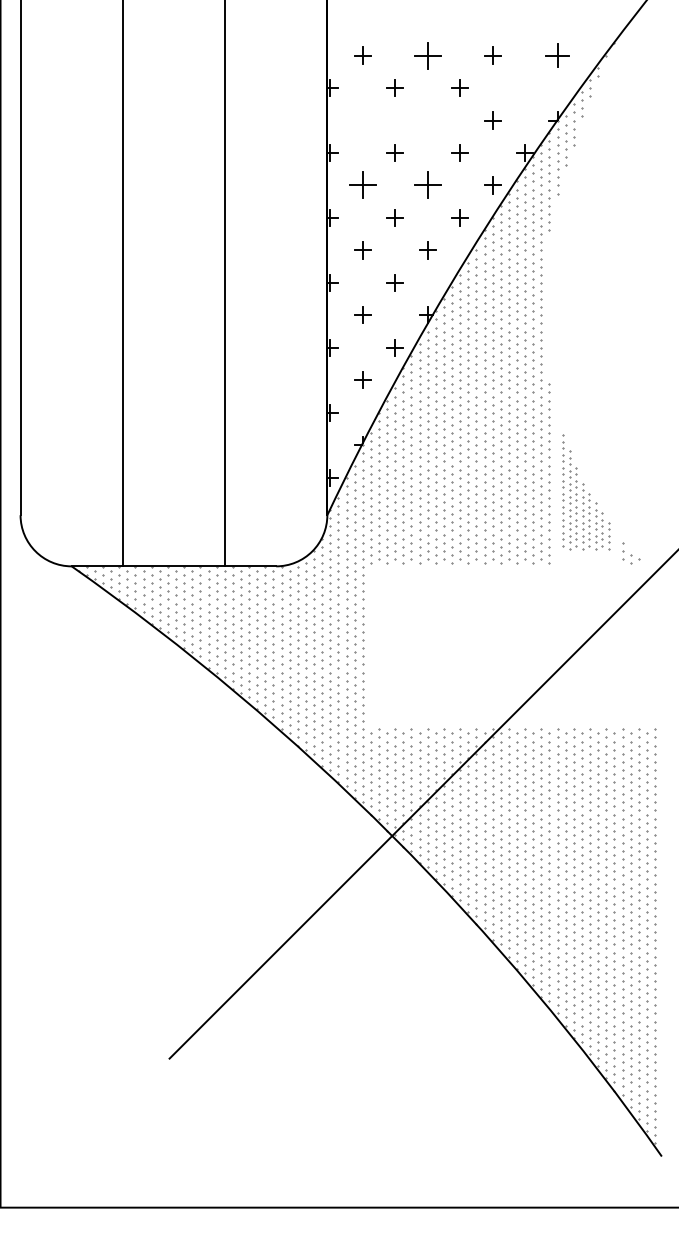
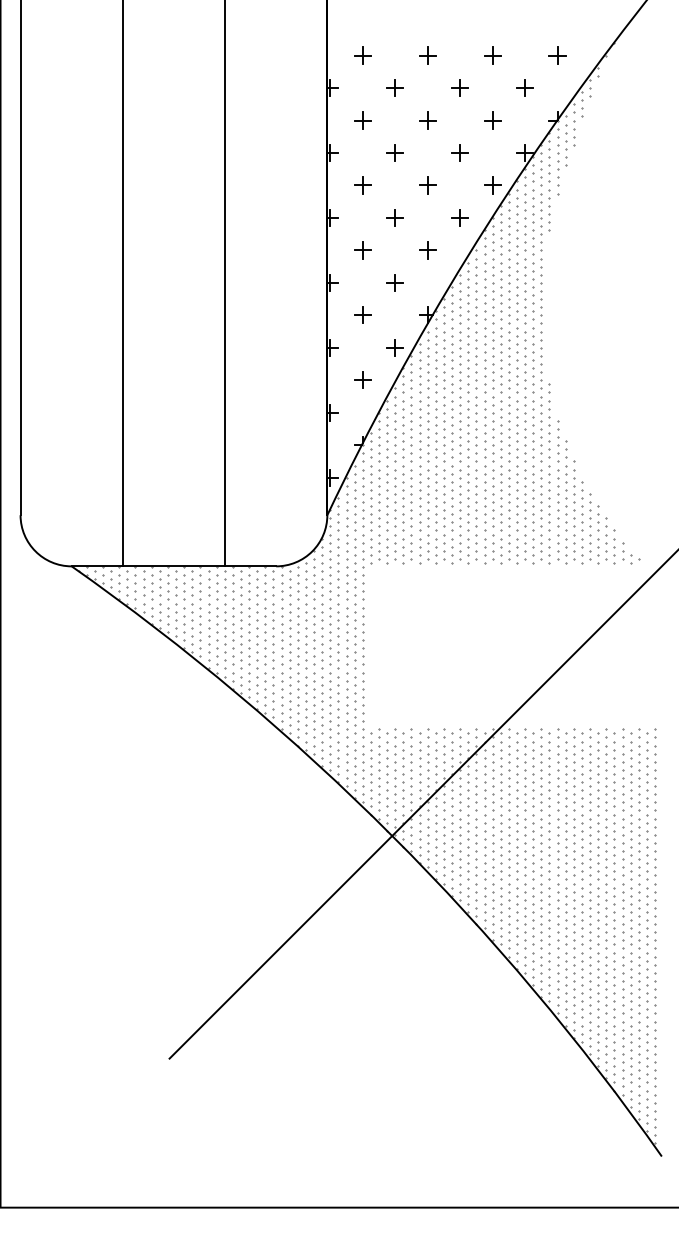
part size: 28x28 px -> 18x19 px (427, 55)
part size: 25x25 px -> 19x19 px (557, 55)
part: none -> present (524, 87)
part: none -> present (362, 120)
part: none -> present (427, 120)
part size: 28x28 px -> 18x19 px (362, 185)
part size: 28x28 px -> 18x19 px (427, 185)
part size: 49x117 px -> 59x145 px (586, 492)
